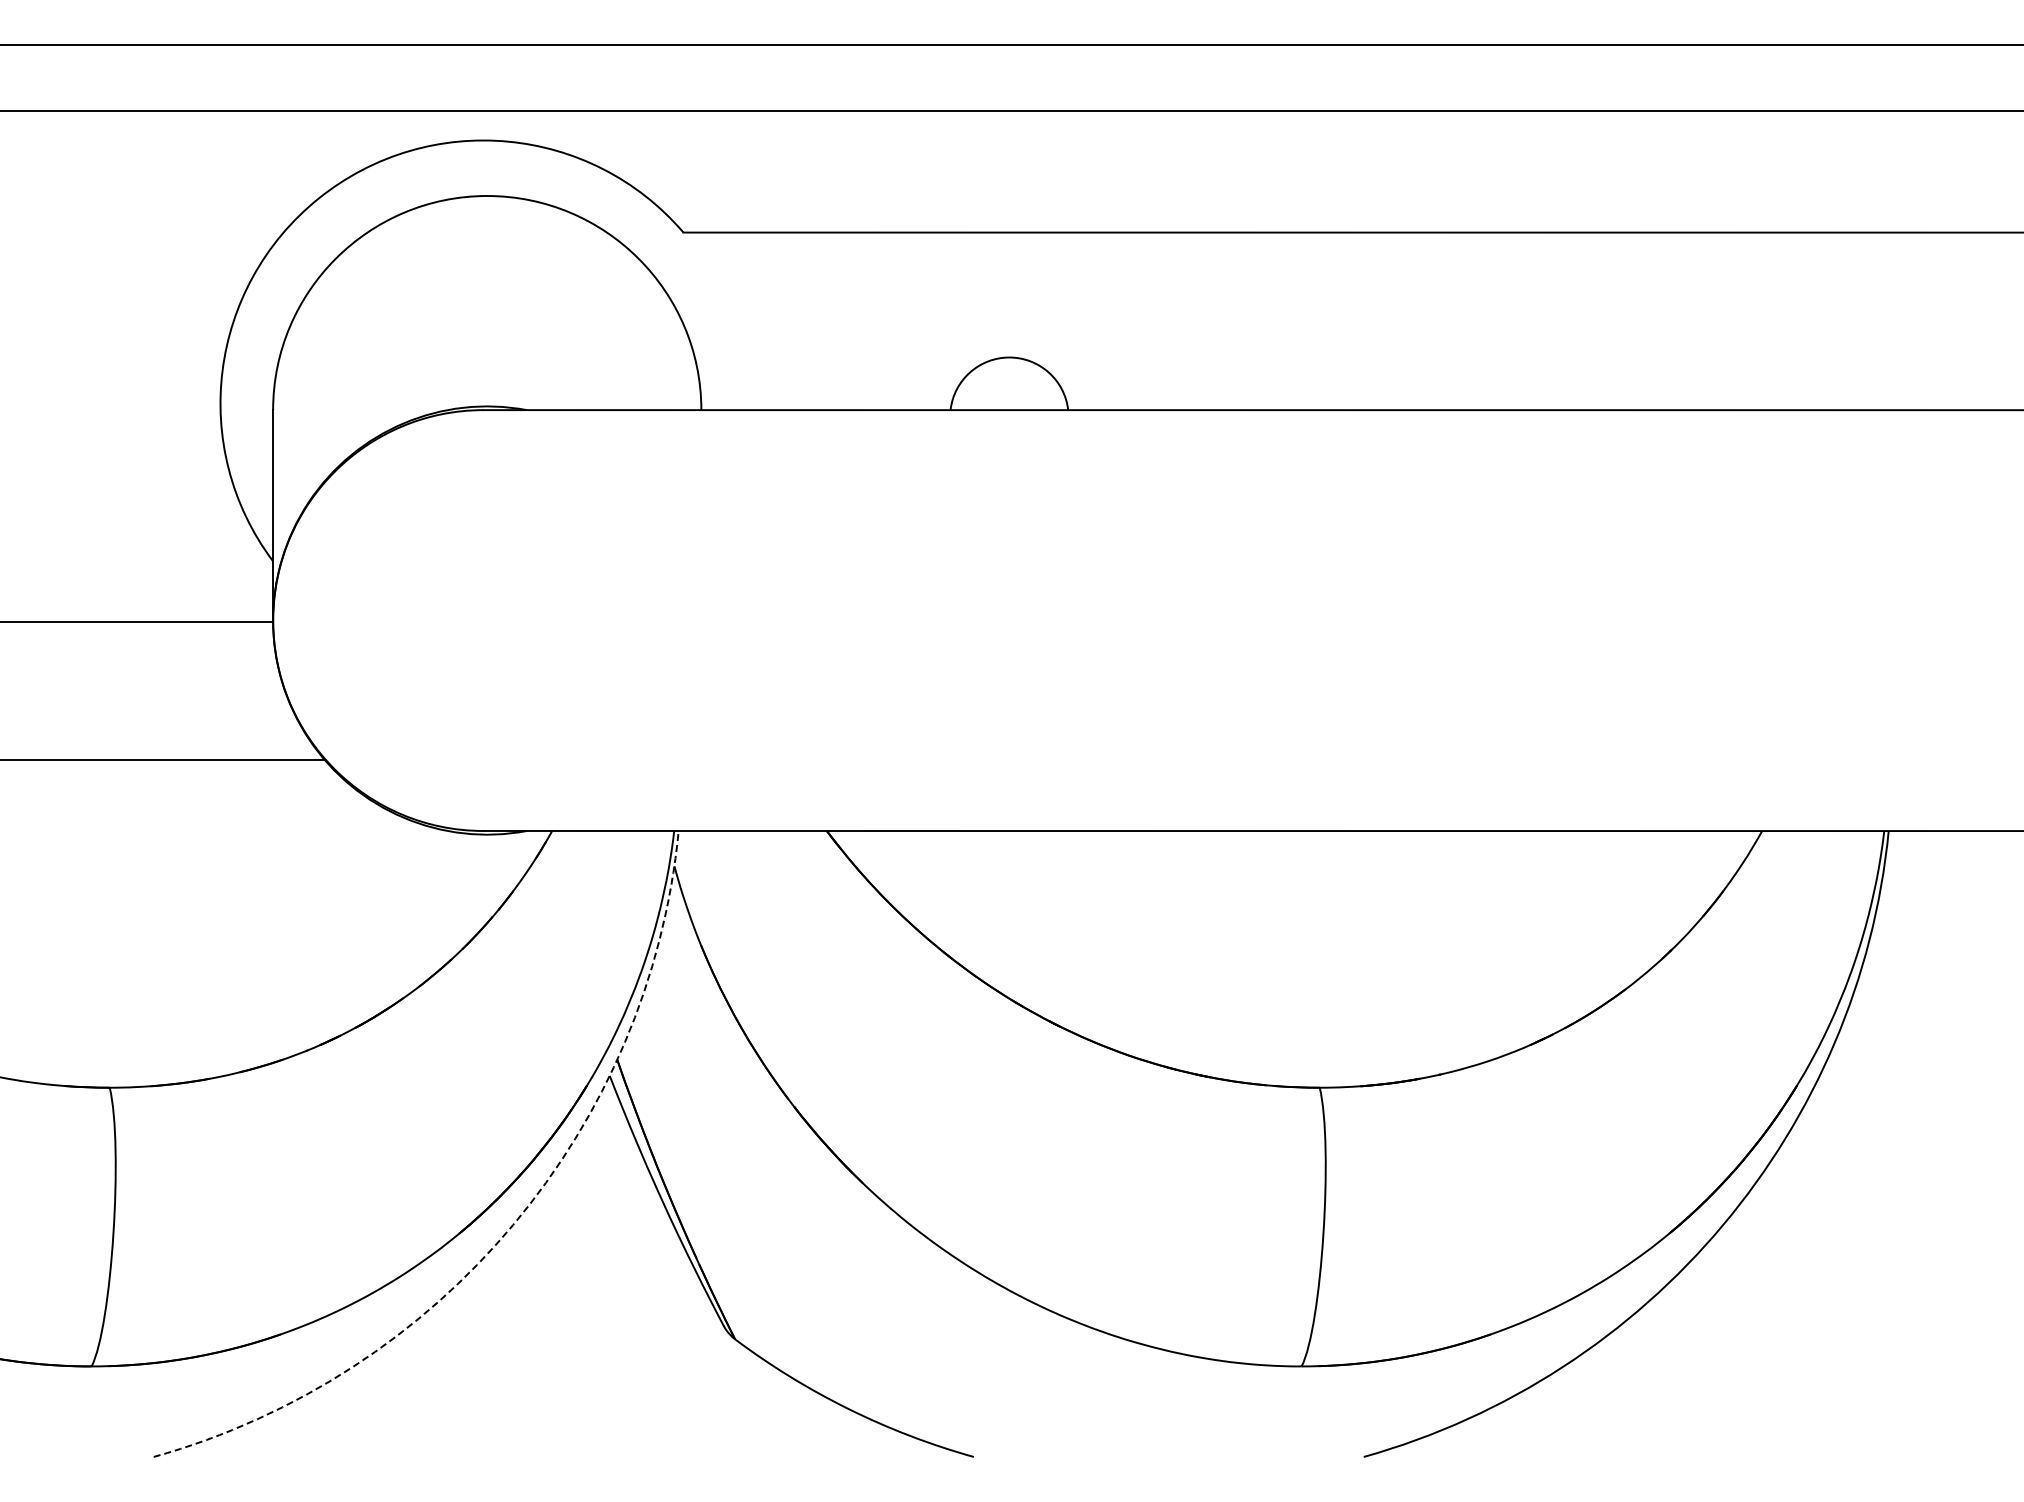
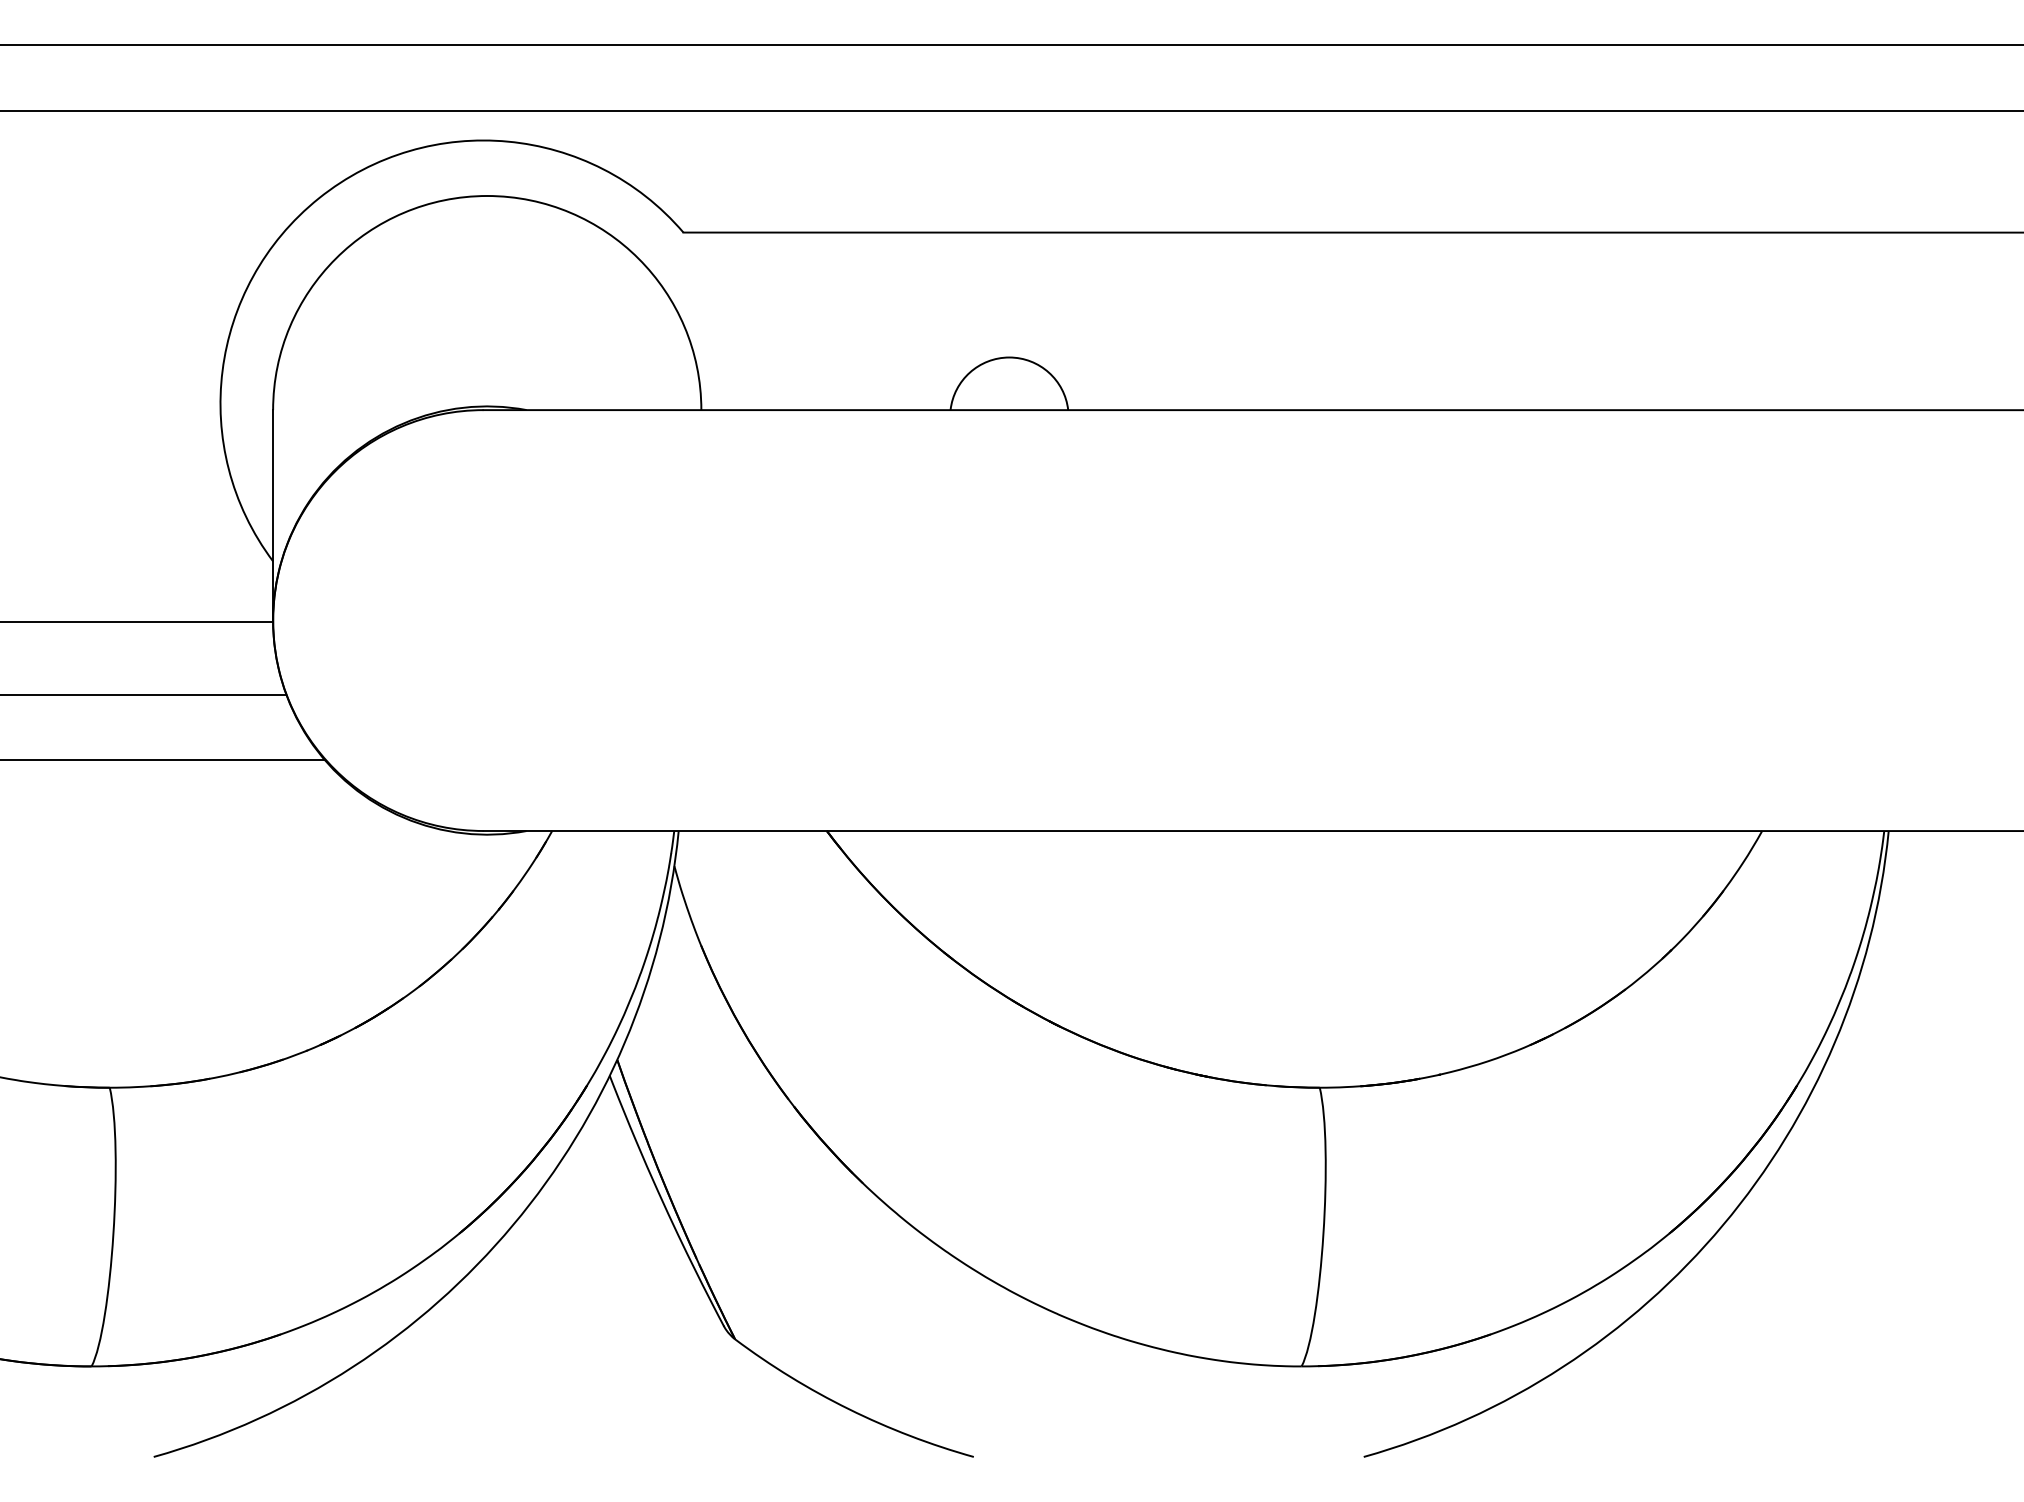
line: none -> present (144, 694)
arc: dashed -> solid (513, 1225)
